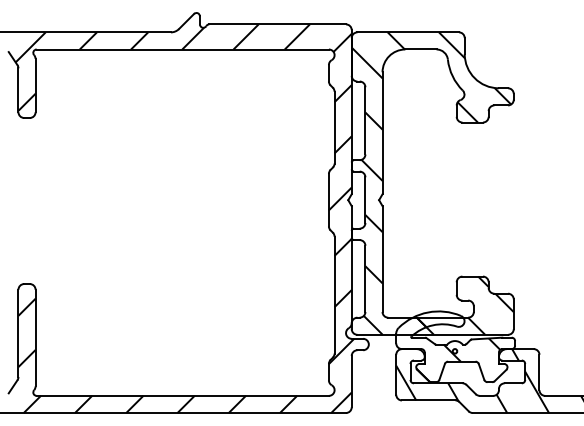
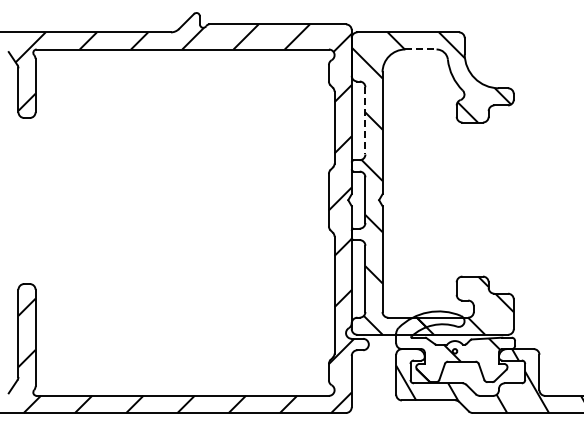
line: solid -> dashed (420, 49)
line: solid -> dashed (365, 120)
